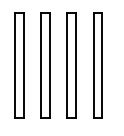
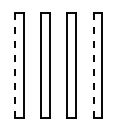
line: solid -> dashed (14, 65)
line: solid -> dashed (93, 65)
